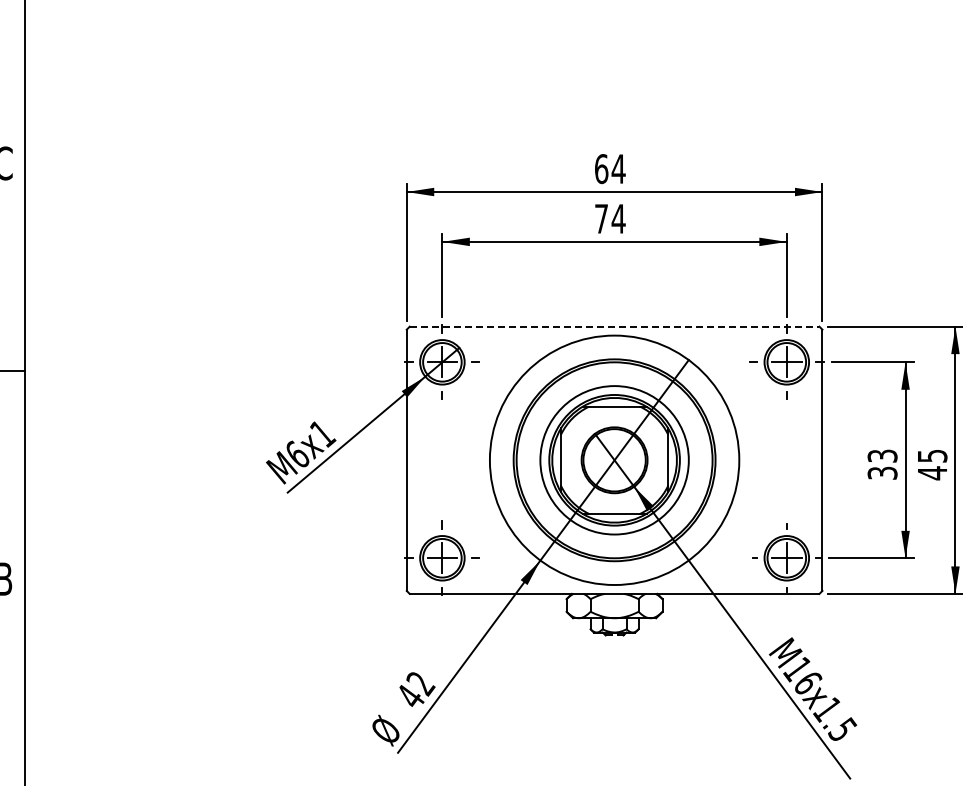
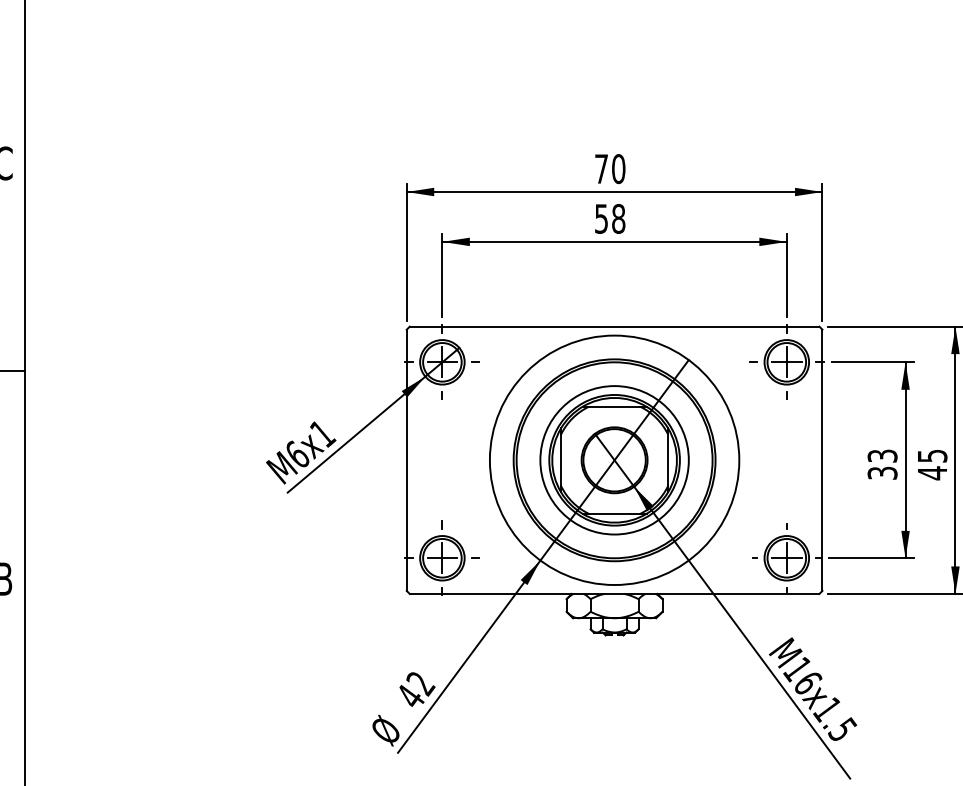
text: 64 -> 70 (610, 169)
text: 74 -> 58 (610, 218)
line: dashed -> solid (614, 326)
